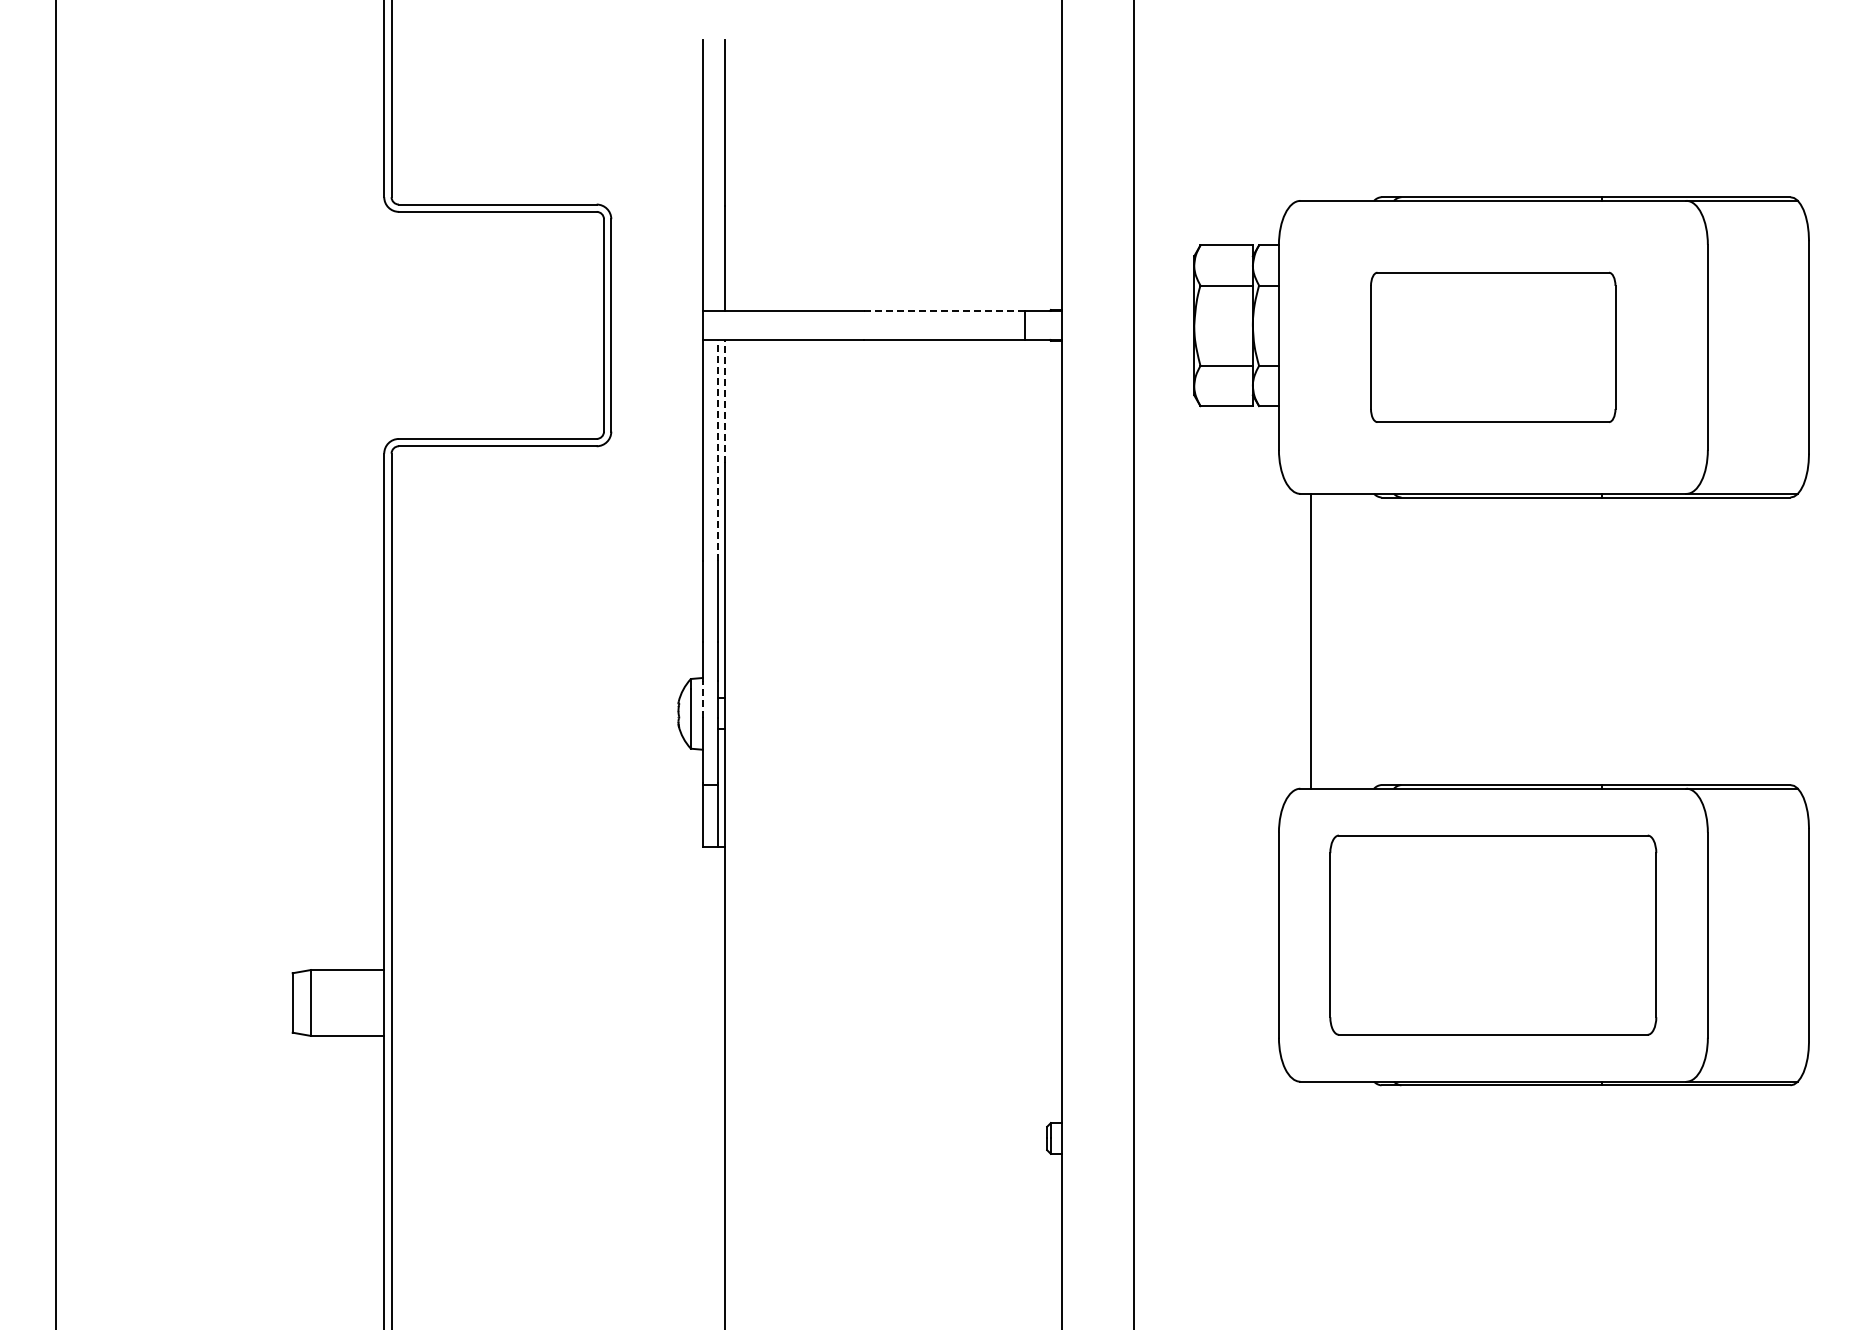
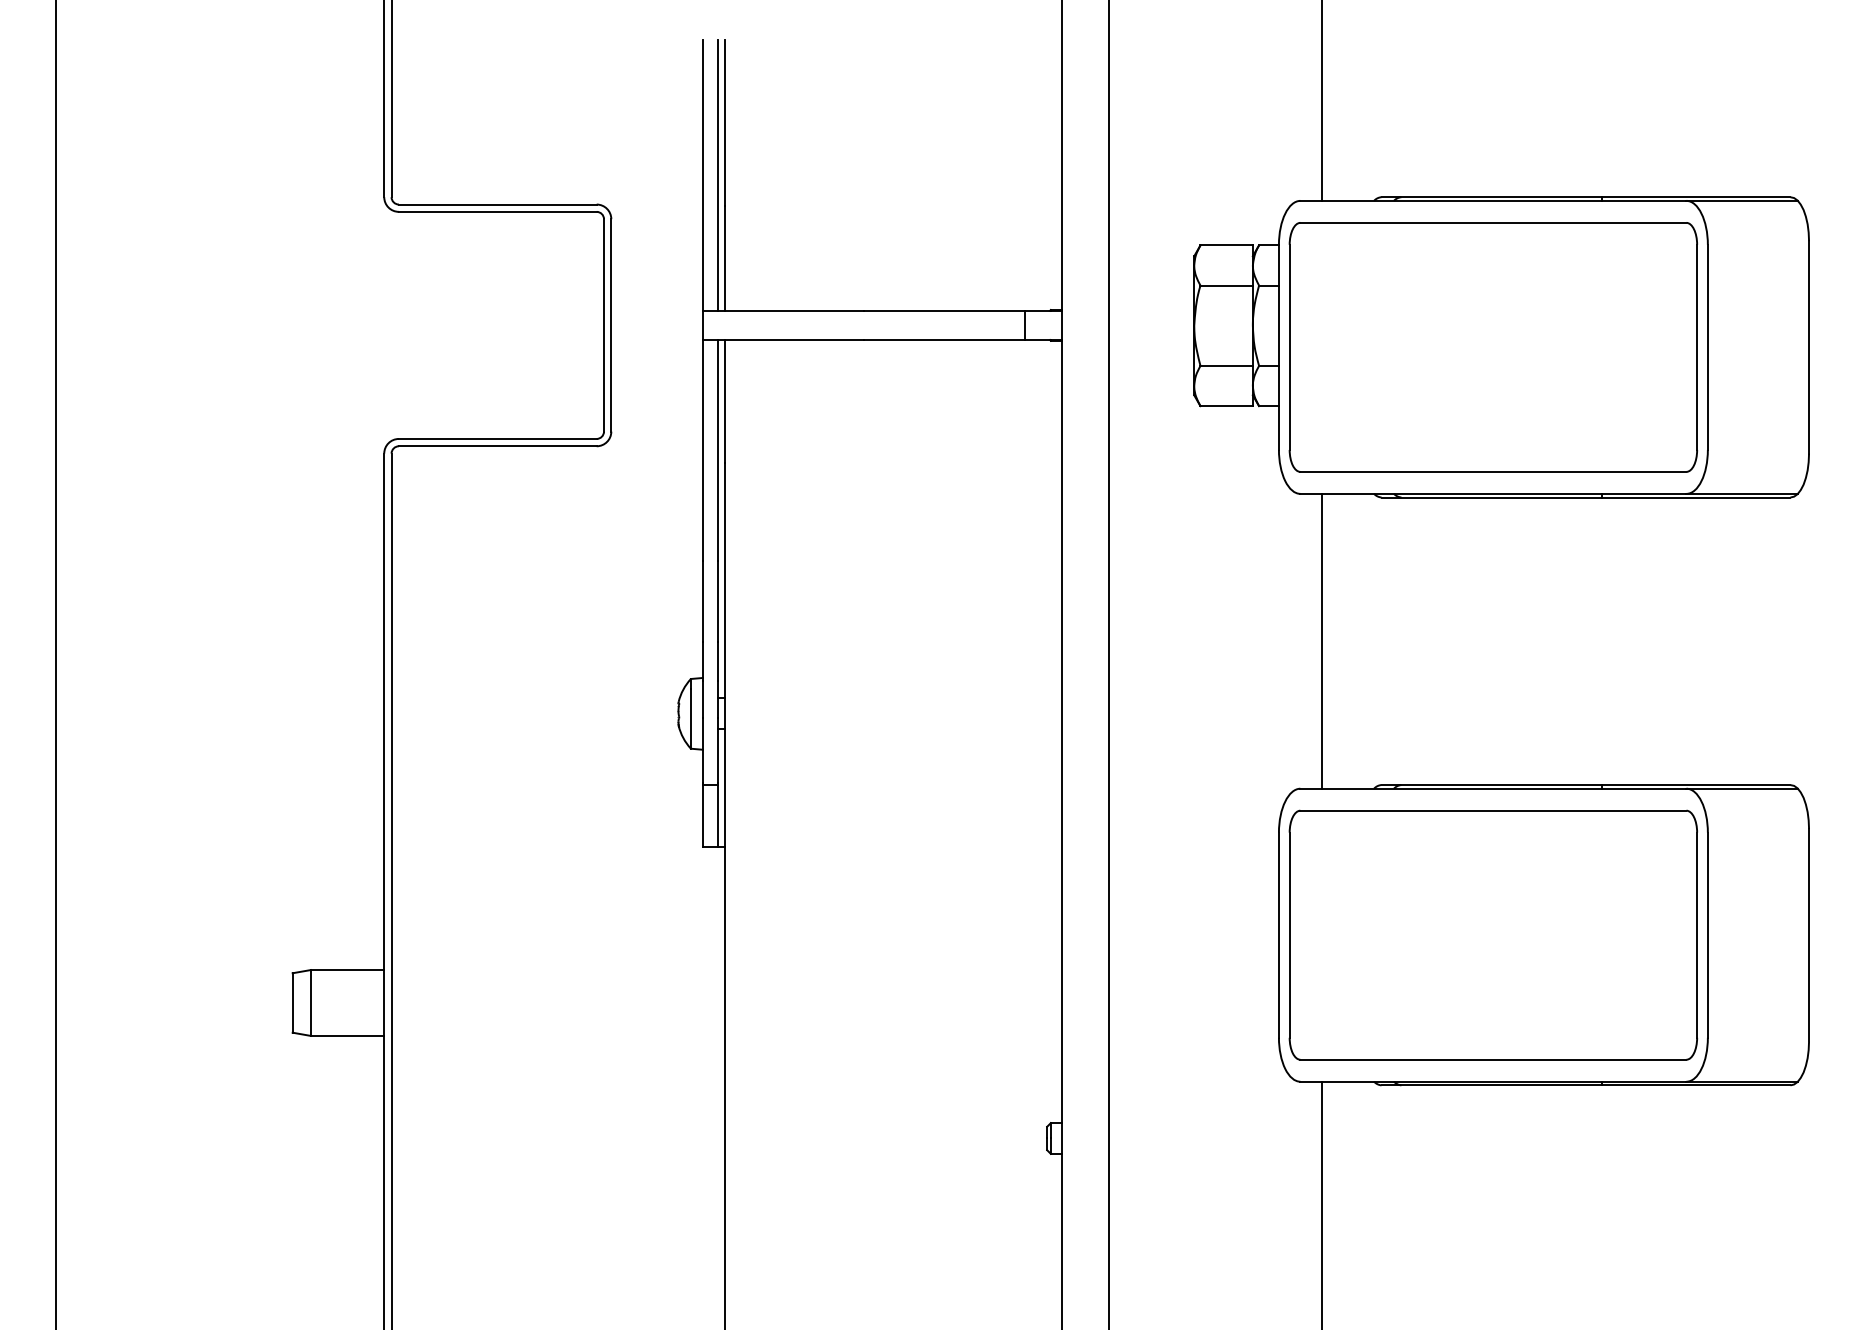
line: none -> present (1321, 101)
line: none -> present (717, 174)
line: dashed -> solid (944, 310)
part size: 247x152 px -> 410x251 px (1492, 347)
line: dashed -> solid (724, 401)
line: dashed -> solid (717, 450)
line position: (1310, 640) -> (1321, 640) (1321, 640)
line position: (1134, 664) -> (1109, 664) (1109, 664)
line: dashed -> solid (702, 699)
part size: 329x202 px -> 410x252 px (1492, 934)
line: none -> present (1321, 1203)
